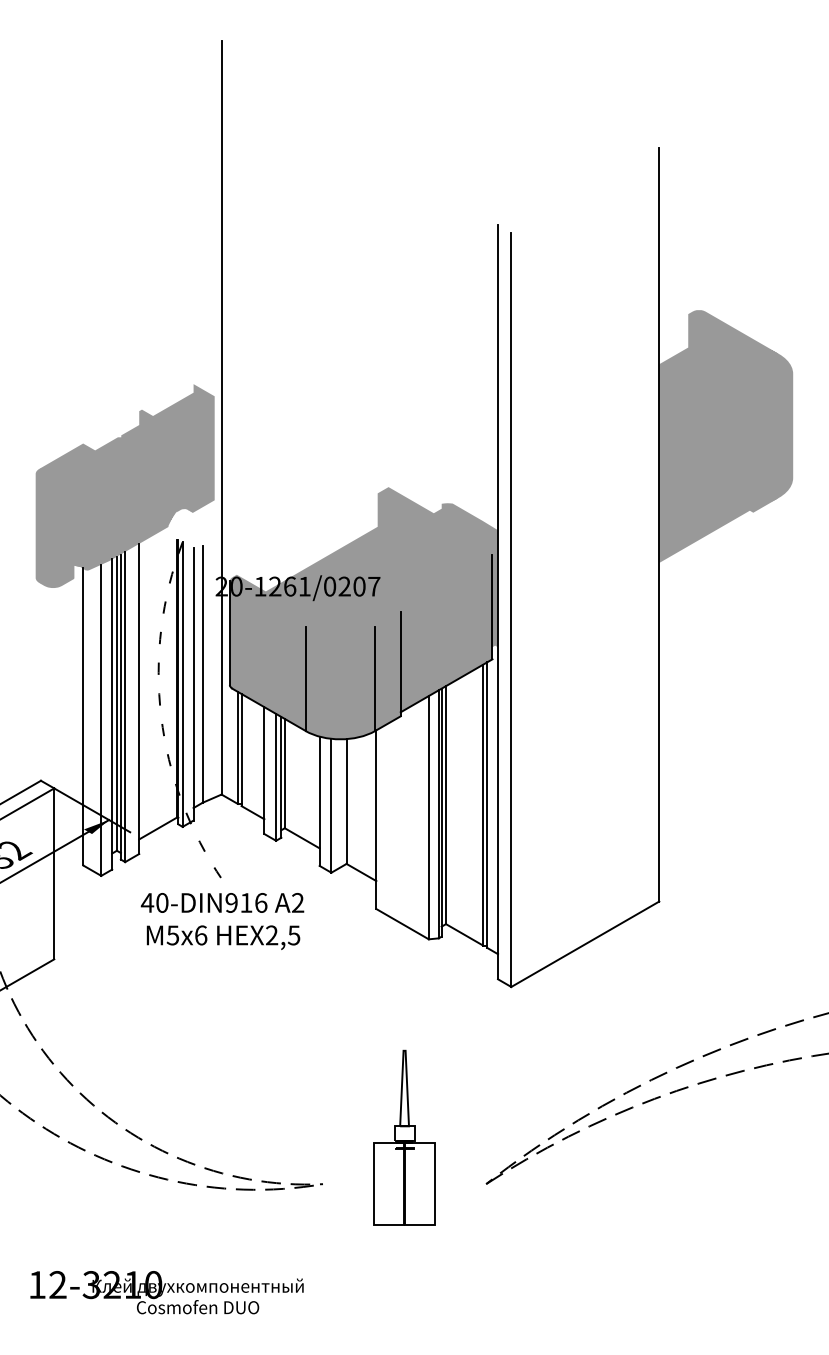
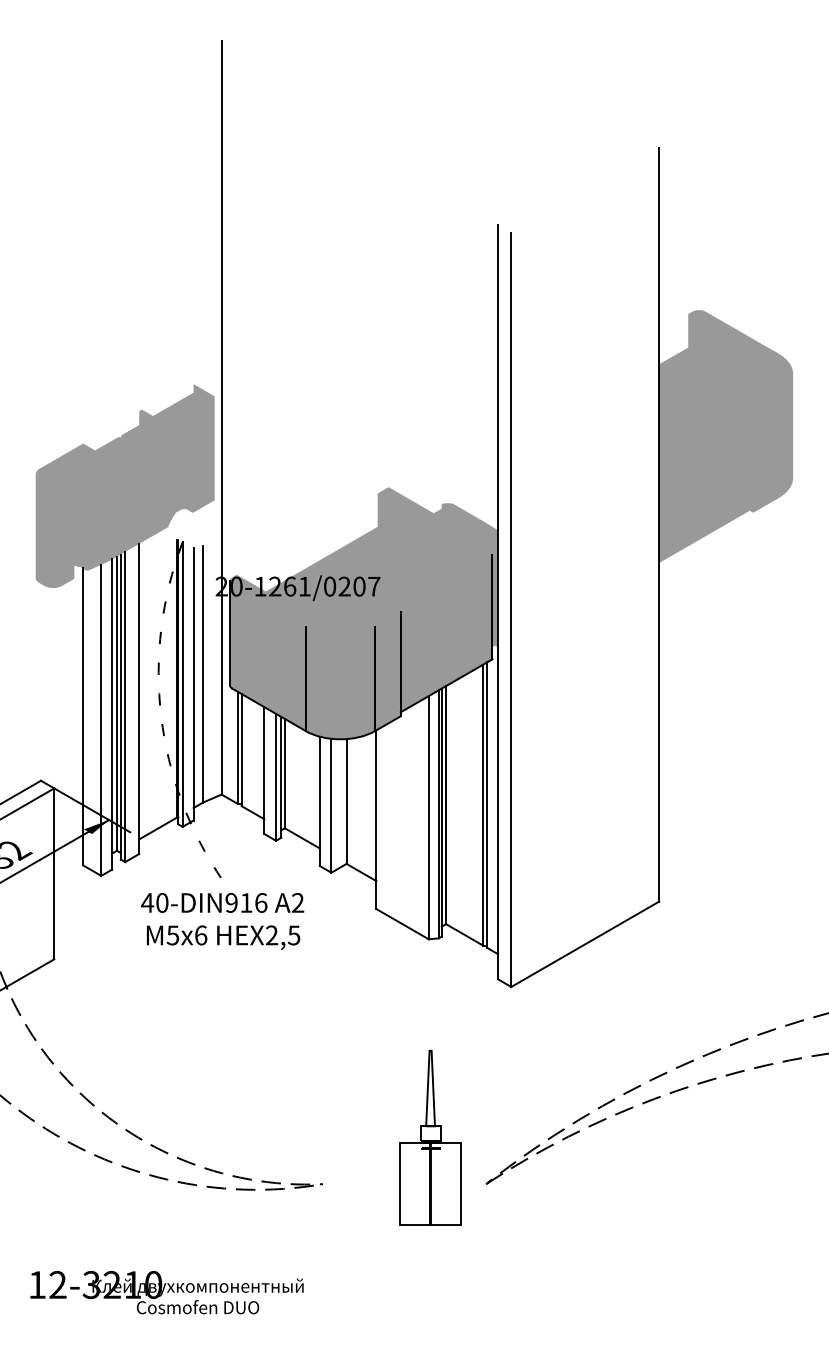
part position: (404, 1137) -> (430, 1137) (430, 1137)
